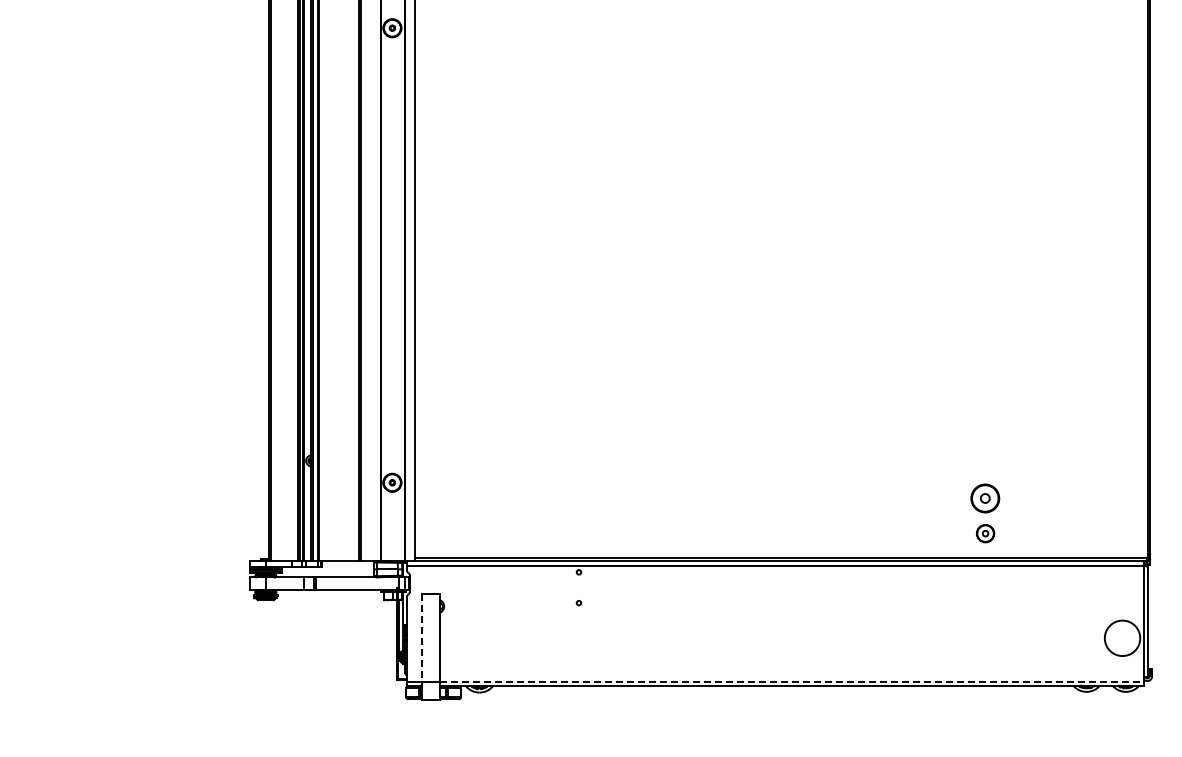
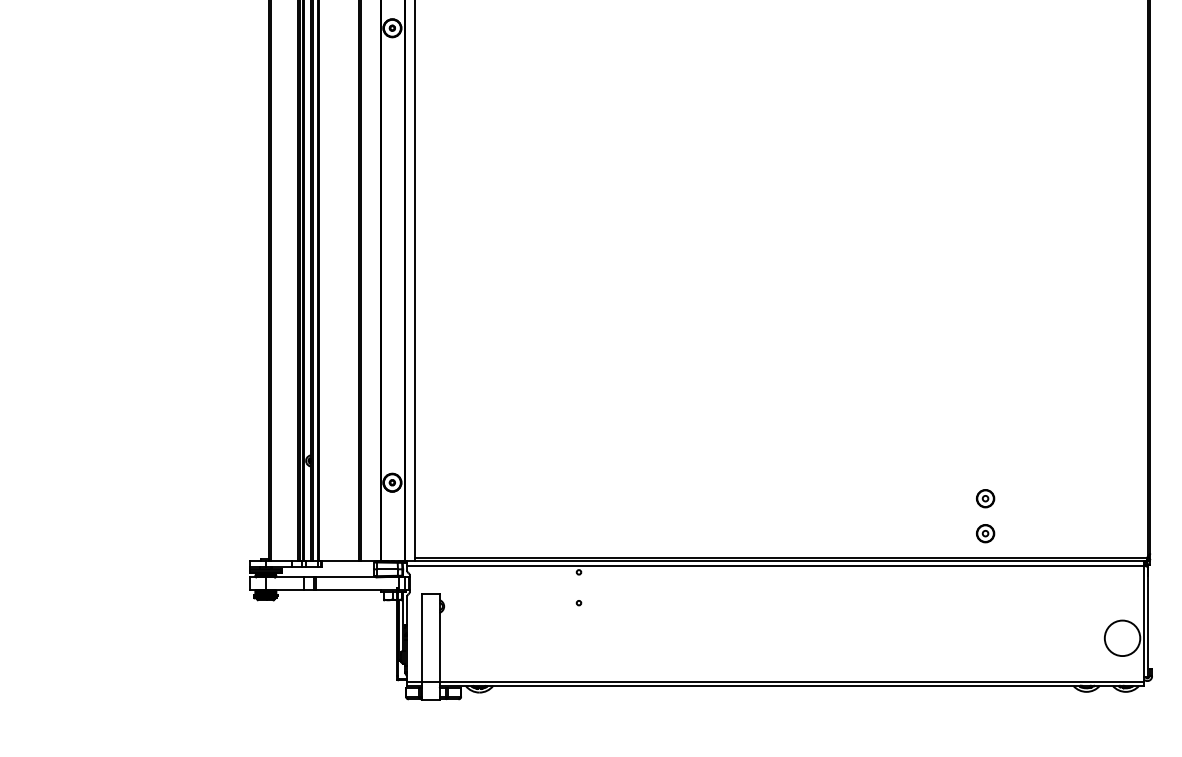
part size: 31x31 px -> 20x20 px (985, 498)
line: dashed -> solid (422, 638)
line: dashed -> solid (792, 681)
